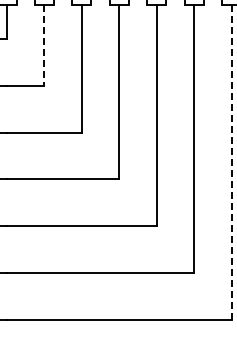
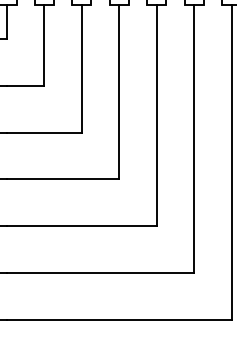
line: dashed -> solid (44, 45)
line: dashed -> solid (231, 162)
